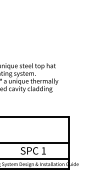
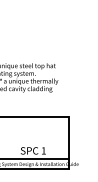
line: present -> none (35, 142)
